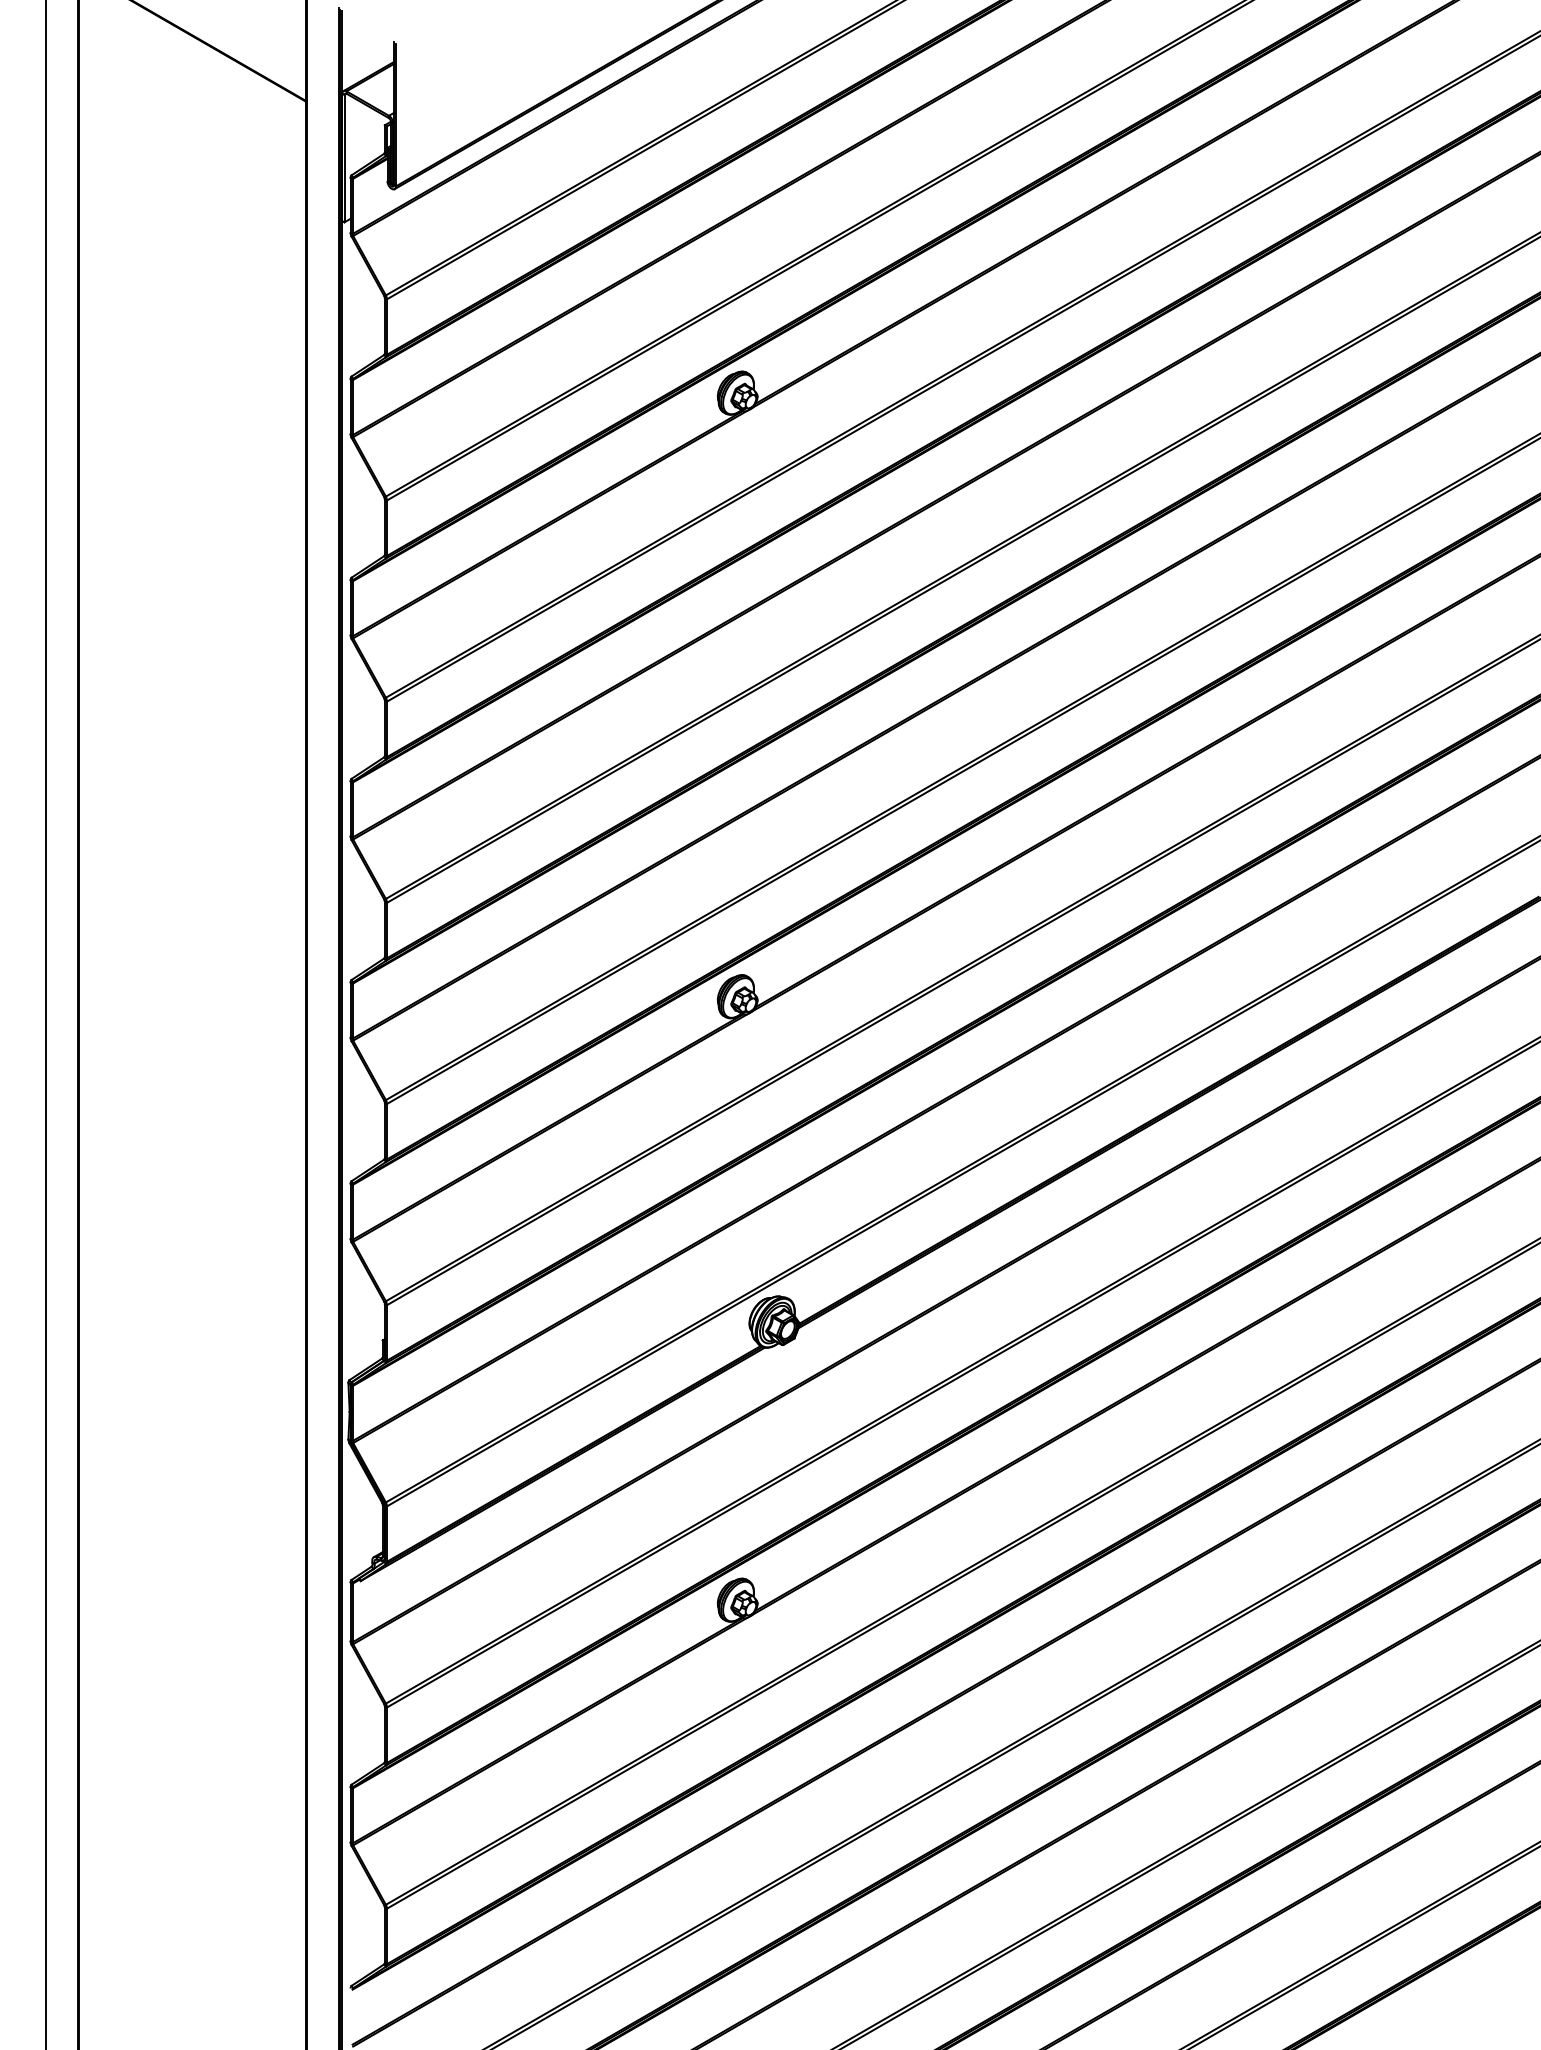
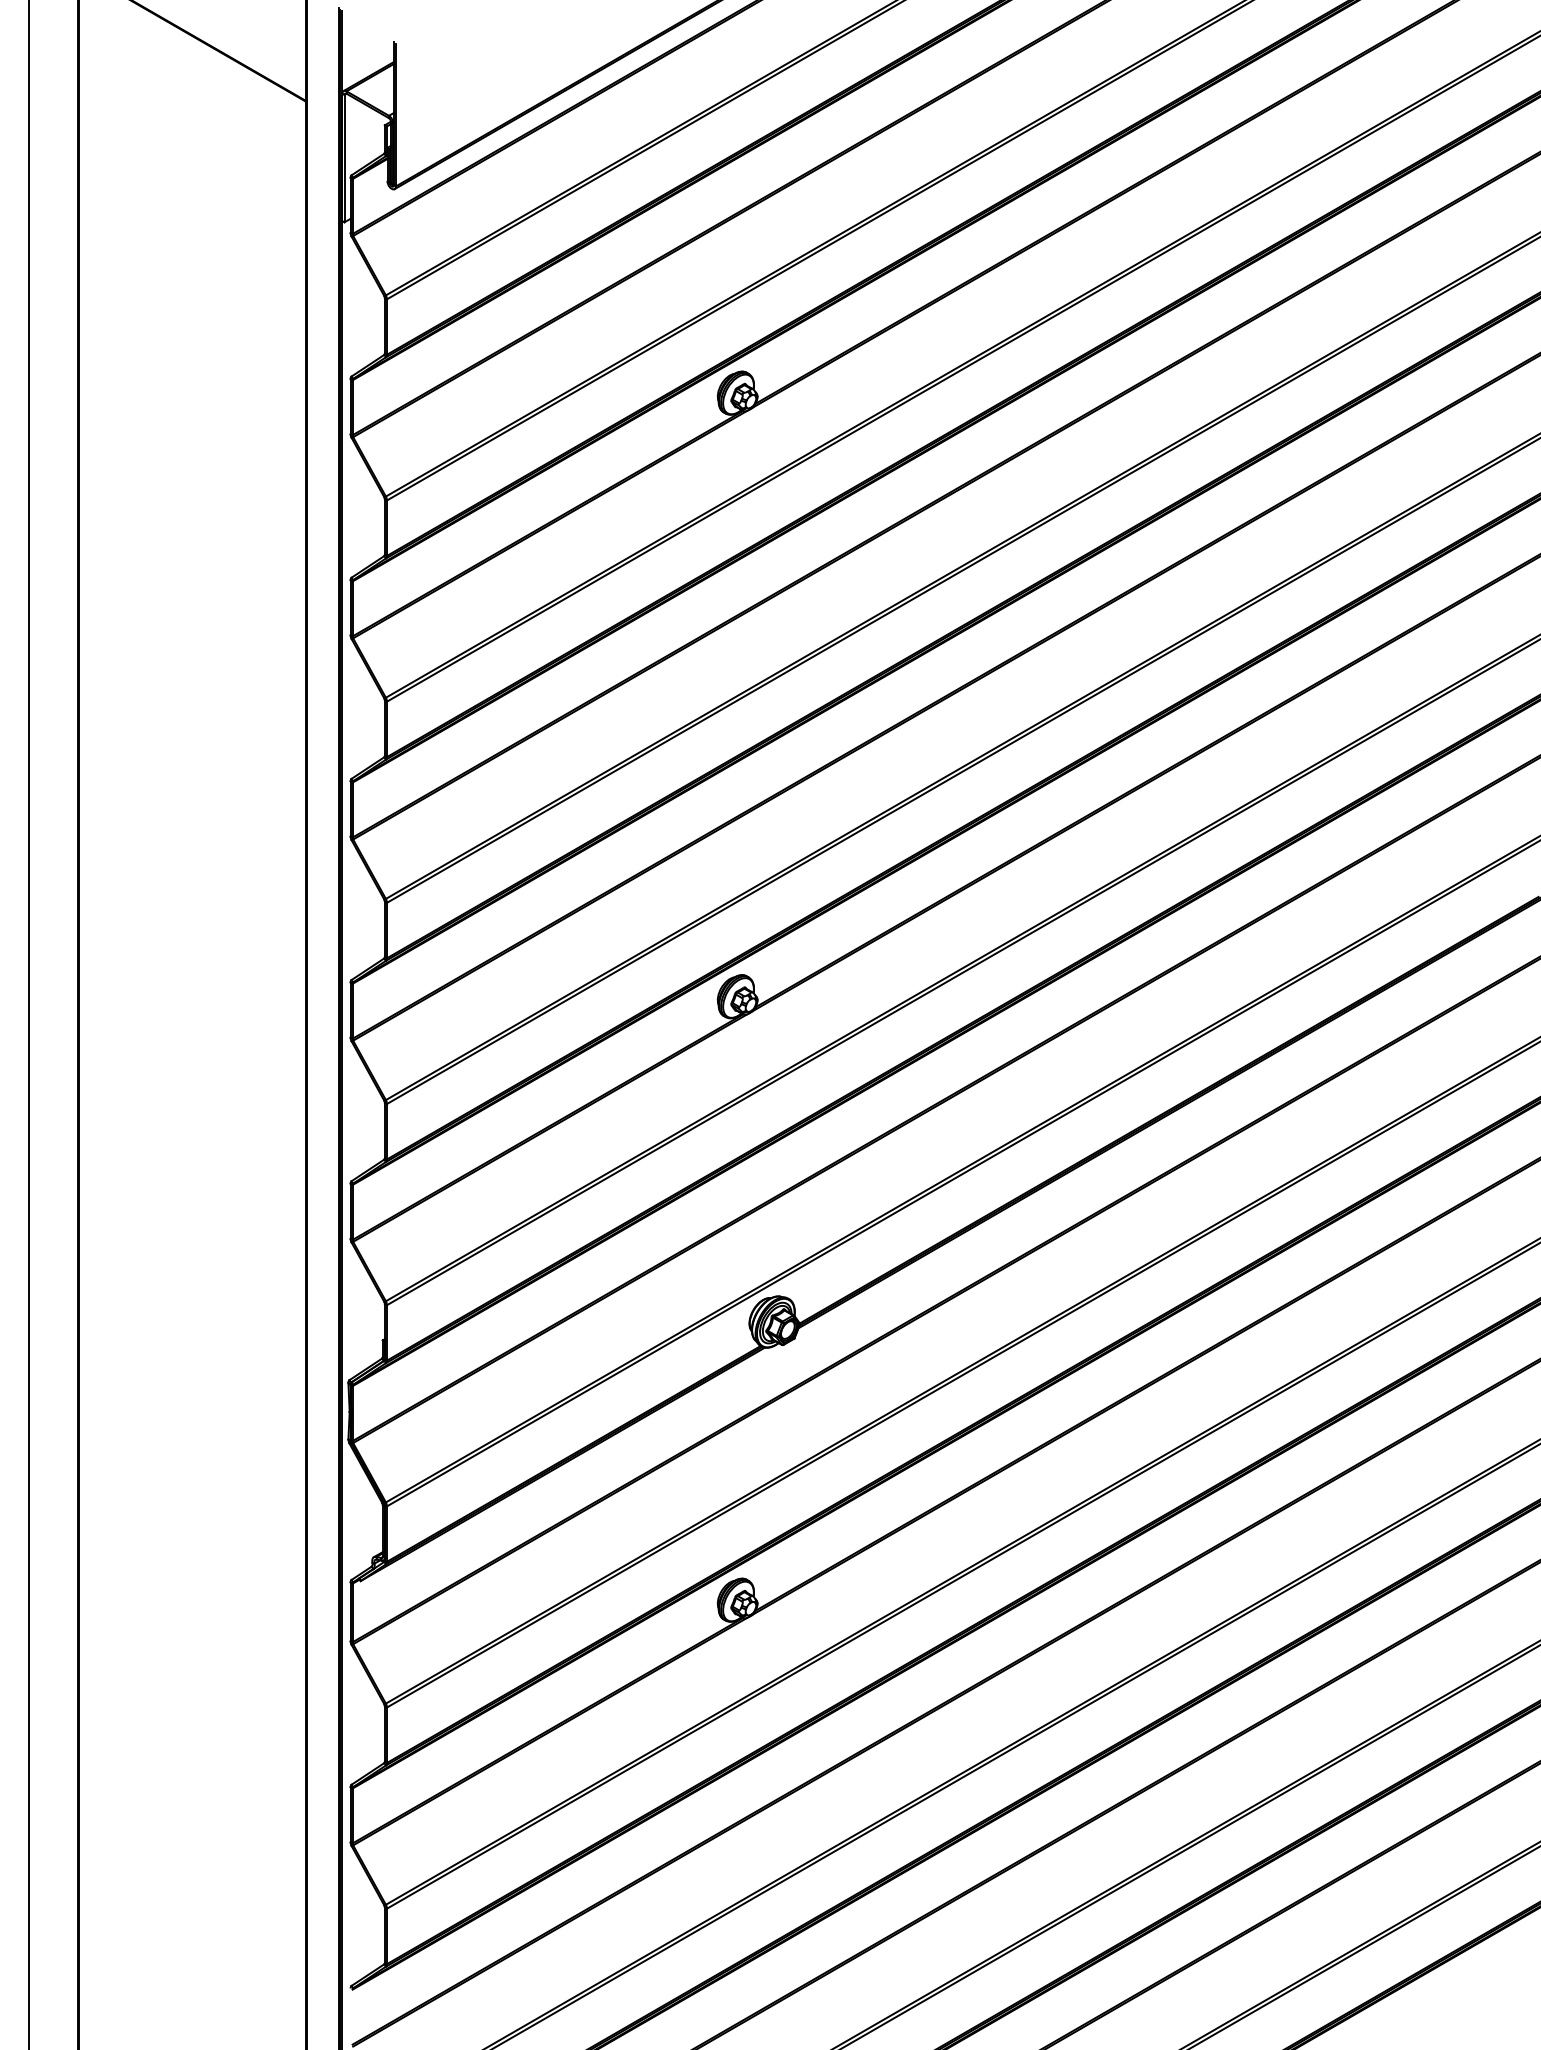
line position: (46, 1024) -> (29, 1024) (29, 1024)
